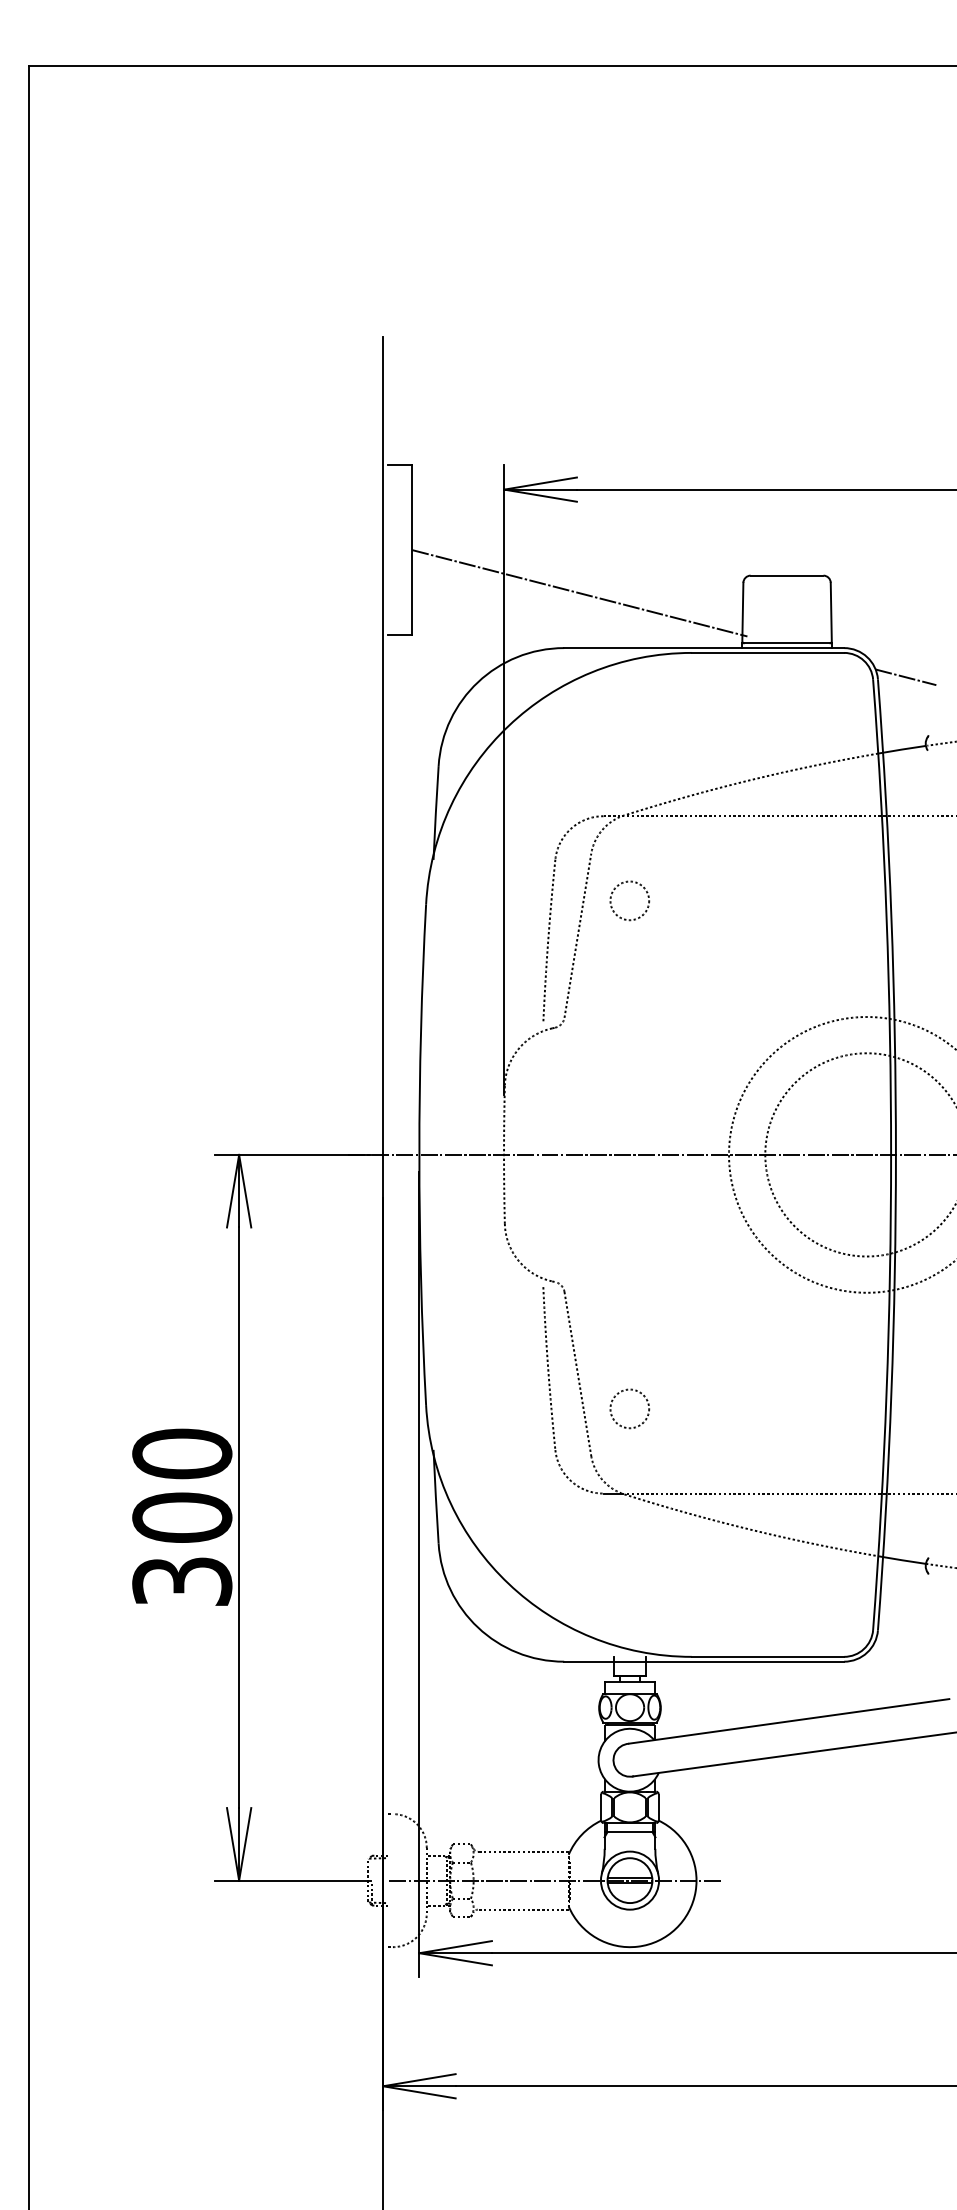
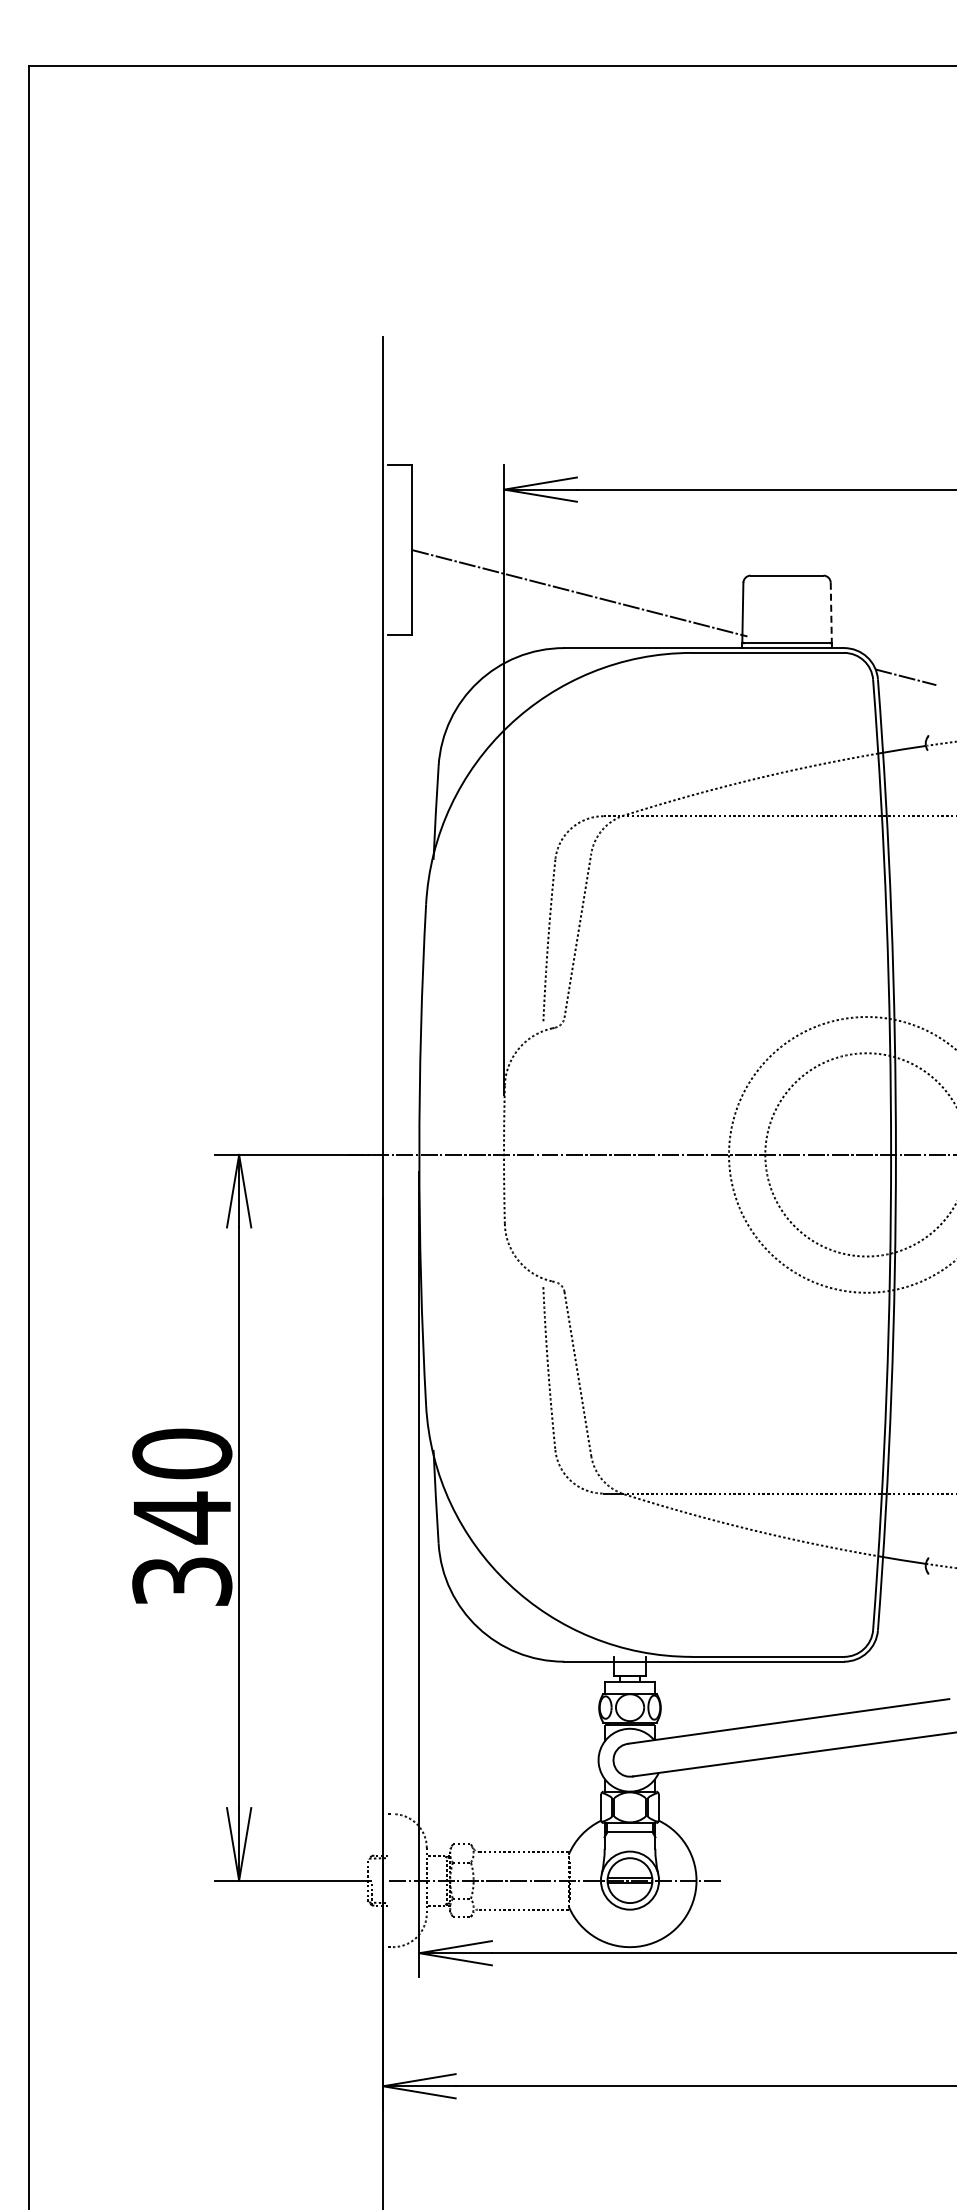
line: solid -> dashed (831, 612)
circle: present -> none (629, 900)
circle: present -> none (629, 1408)
text: 300 -> 340 (182, 1517)
